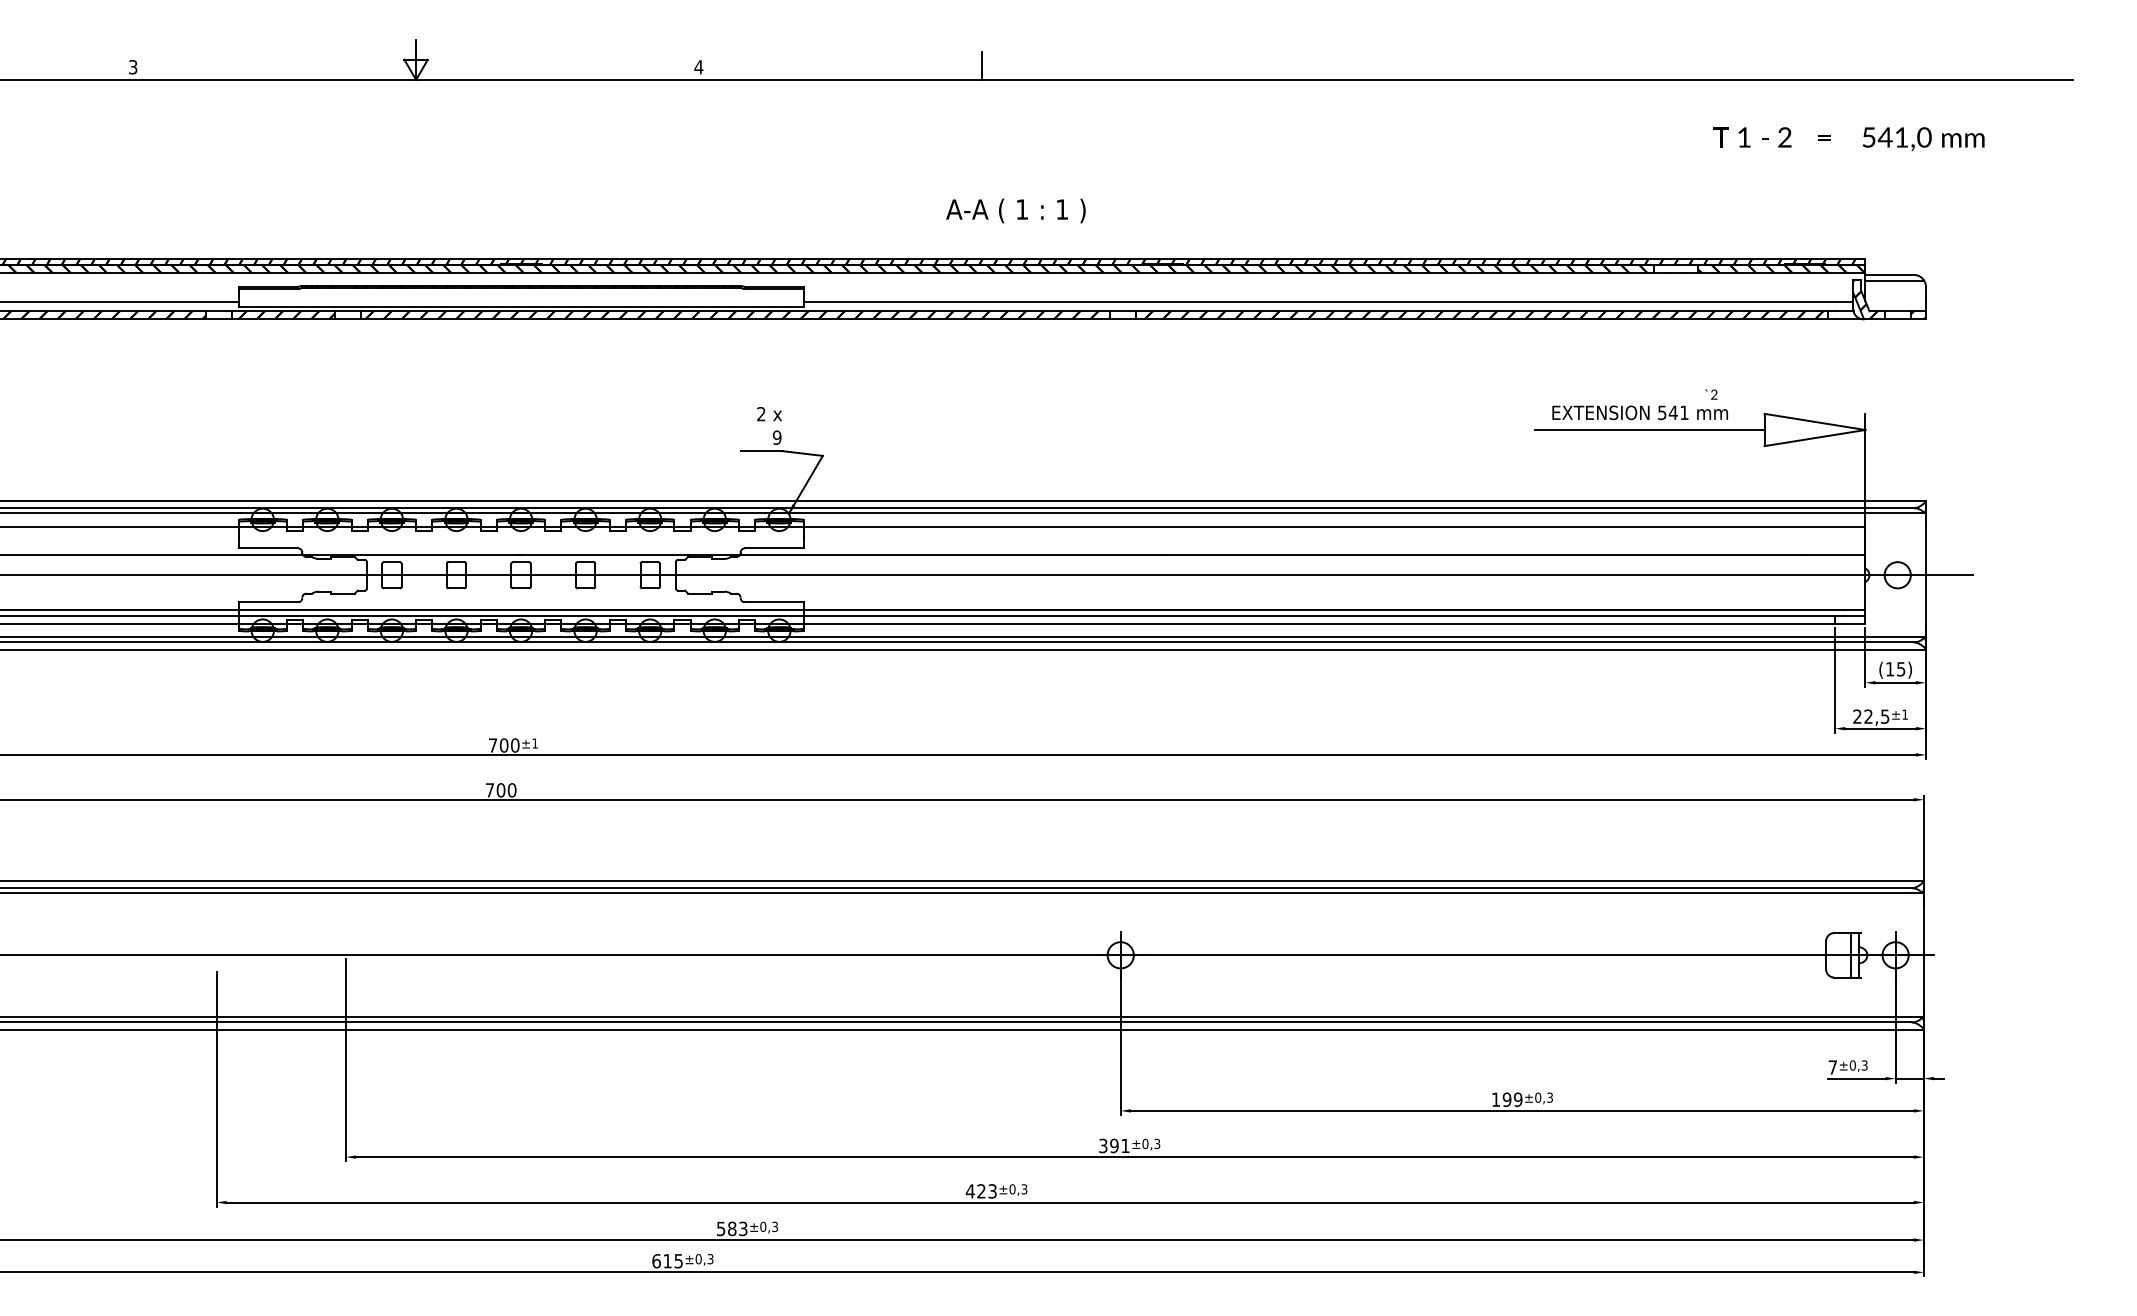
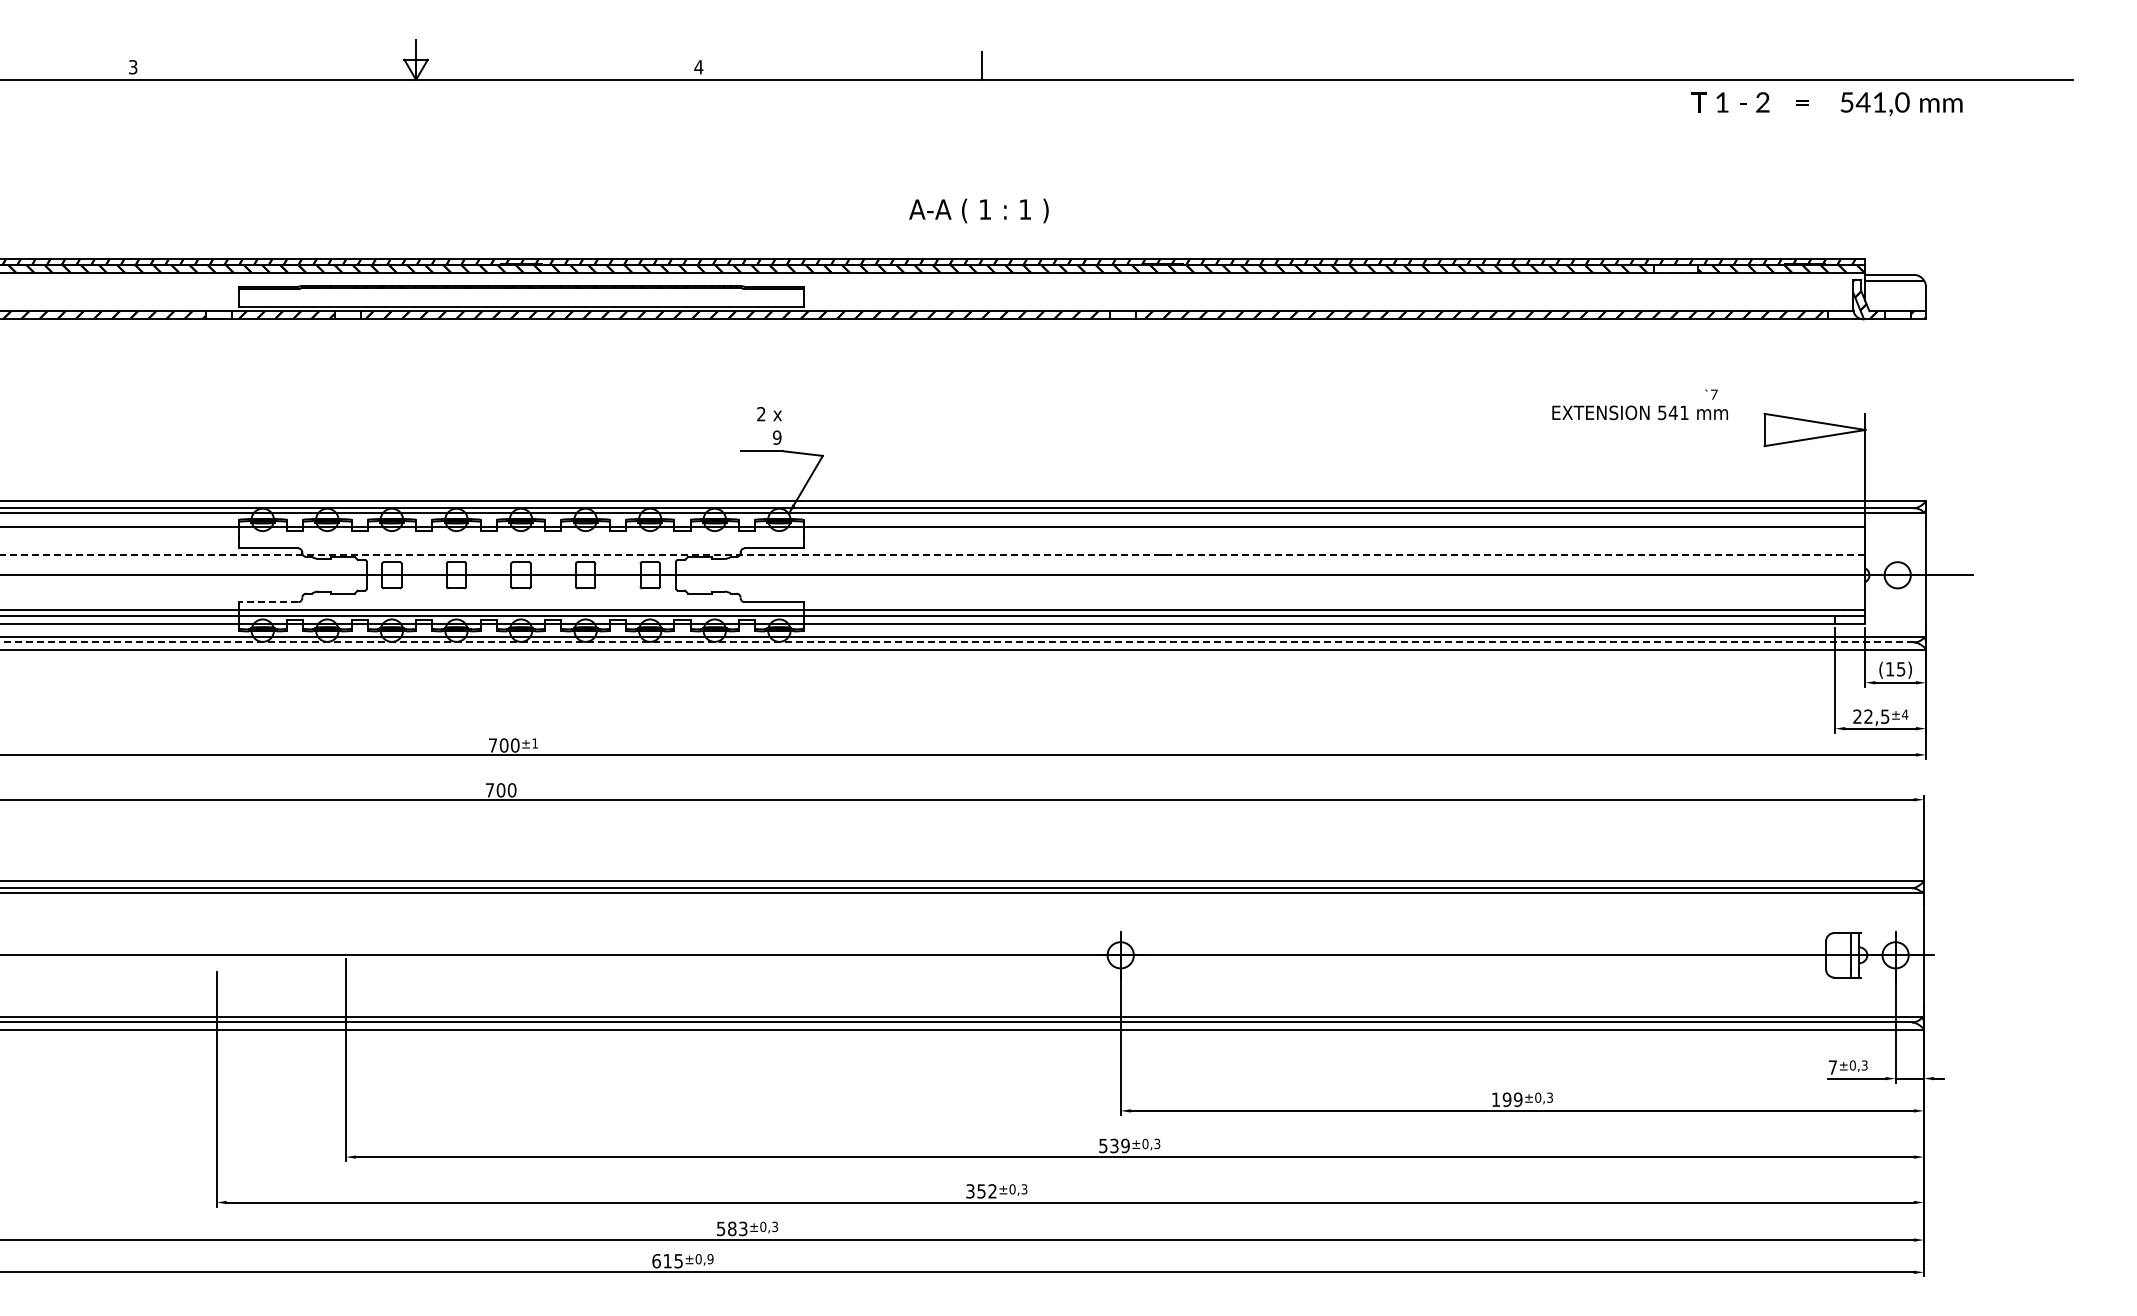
text position: (1848, 139) -> (1826, 104) (1826, 104)
text position: (1015, 210) -> (978, 210) (978, 210)
line: present -> none (120, 301)
line: present -> none (1328, 301)
text: 2 -> 7 (1714, 394)
line: present -> none (1649, 430)
line: solid -> dashed (932, 555)
line: solid -> dashed (268, 602)
line: solid -> dashed (957, 642)
text: ±1 -> ±4 (1904, 714)
text: 391 -> 539 (1114, 1145)
text: 423 -> 352 (980, 1191)
text: ±0,3 -> ±0,9 (710, 1259)
